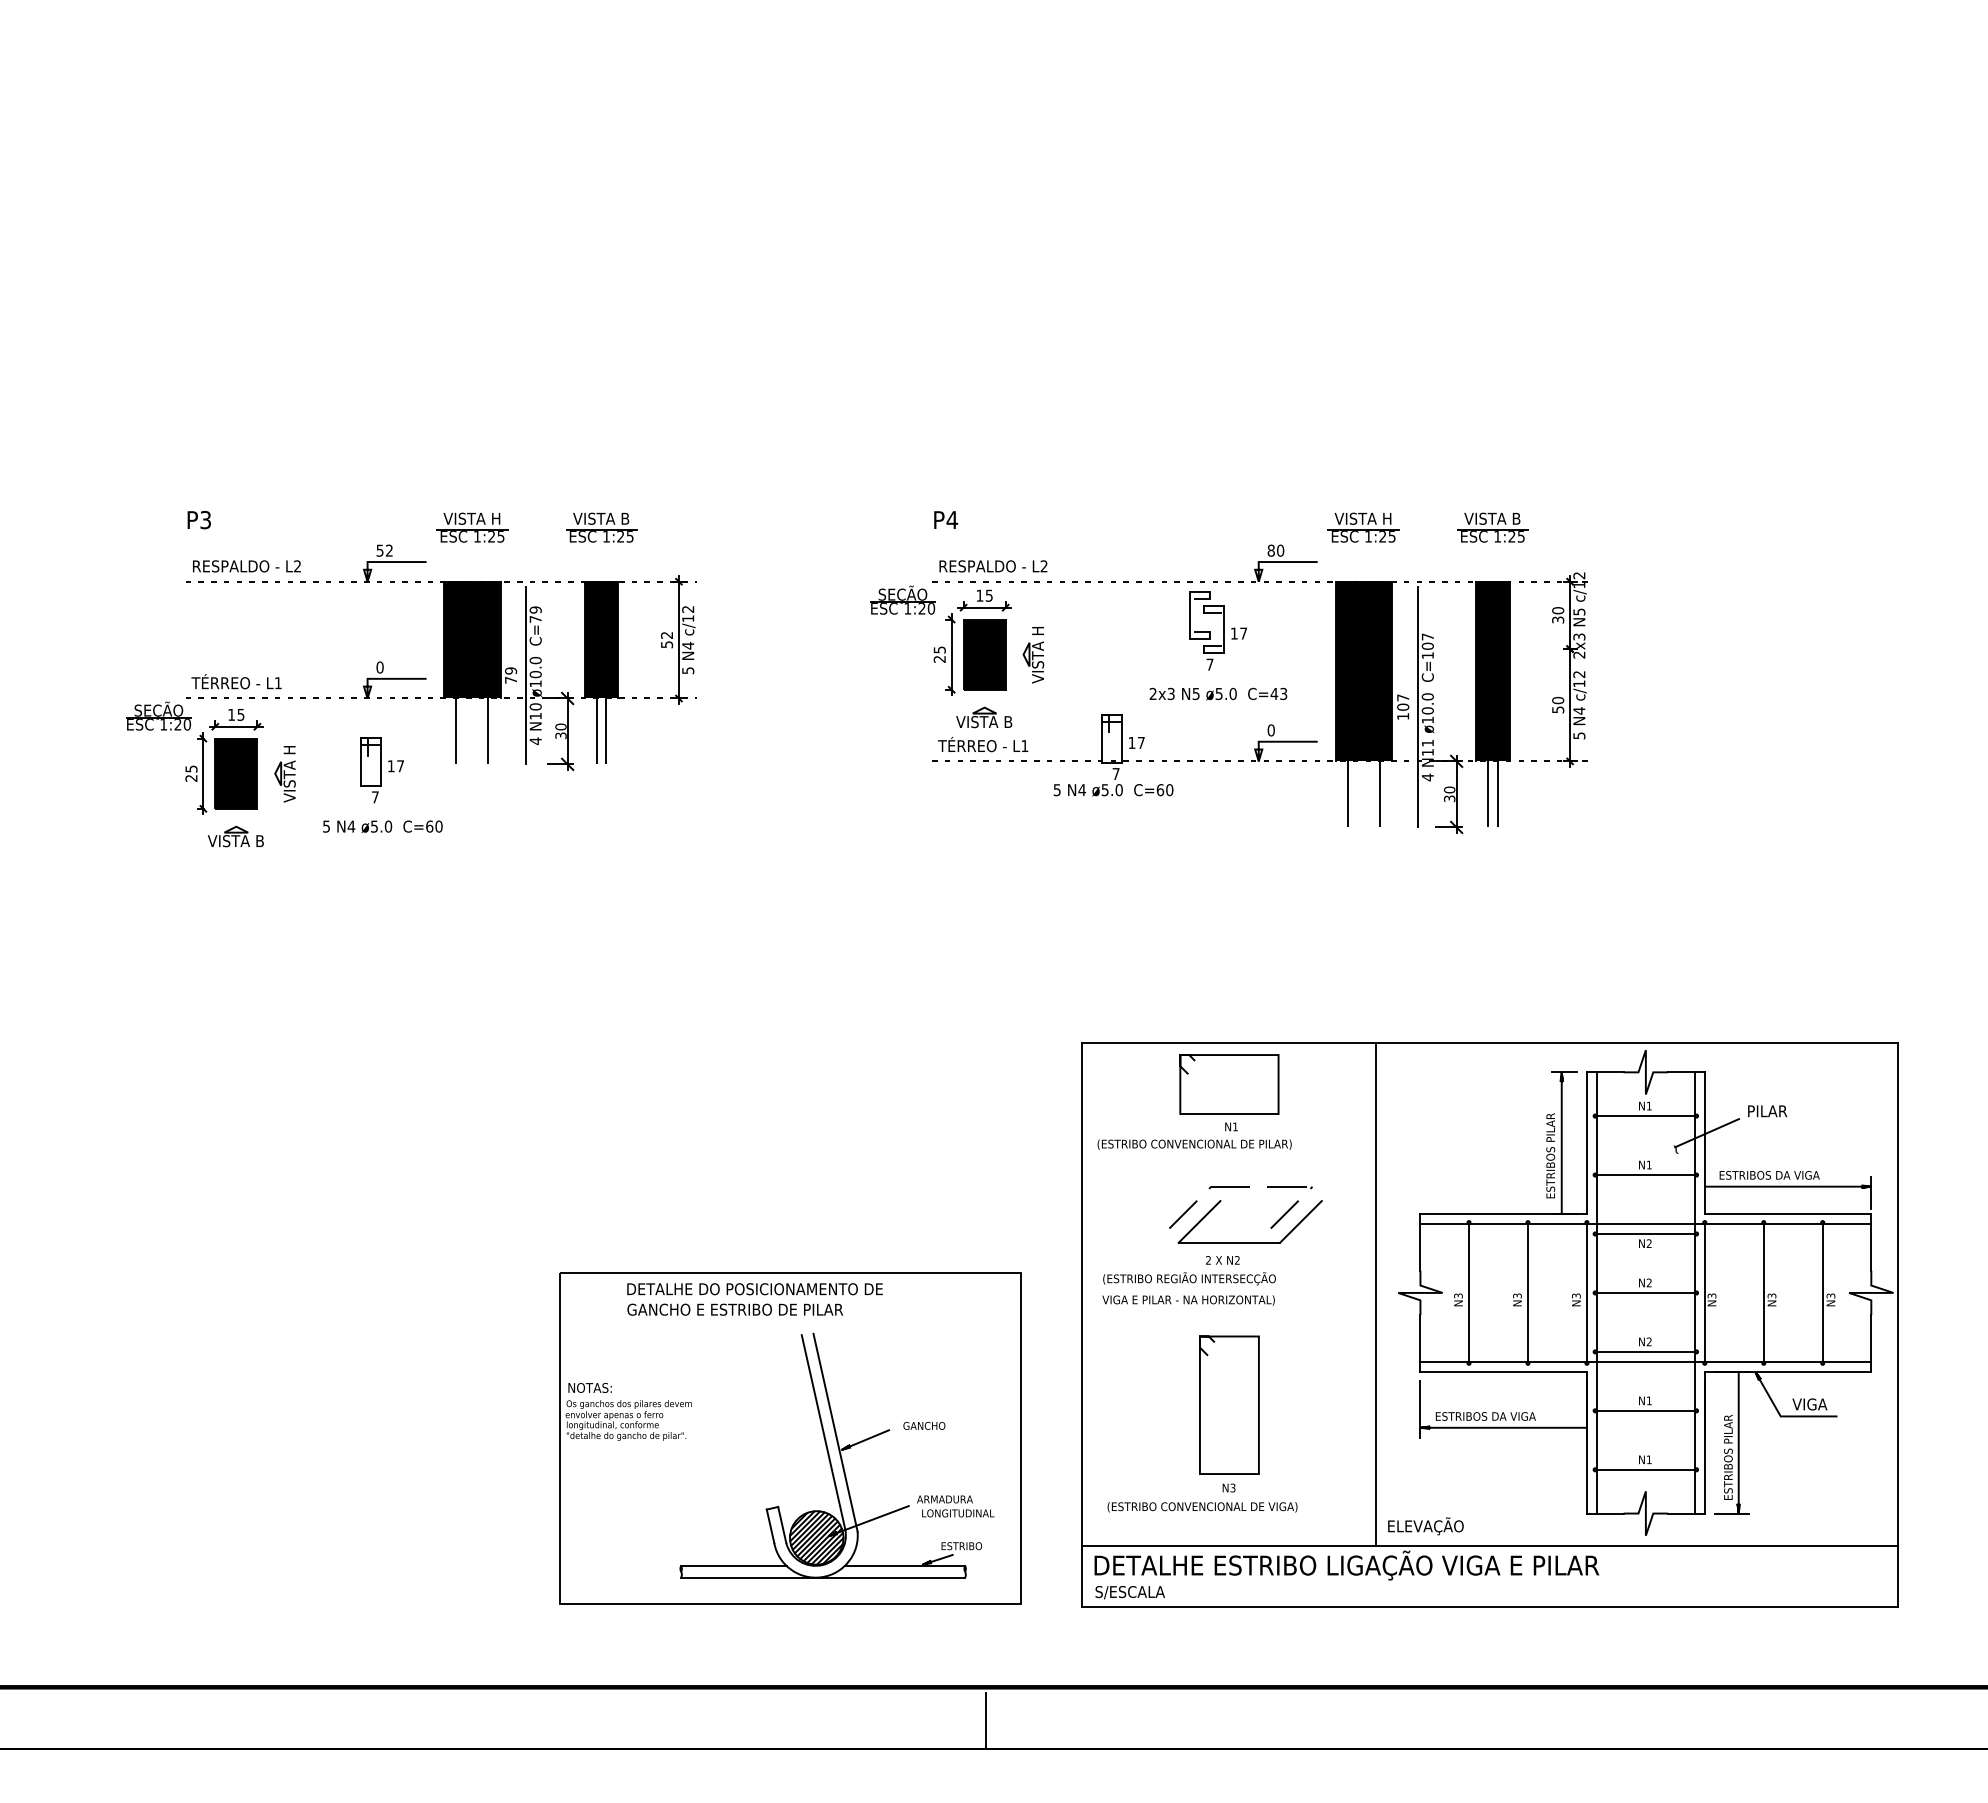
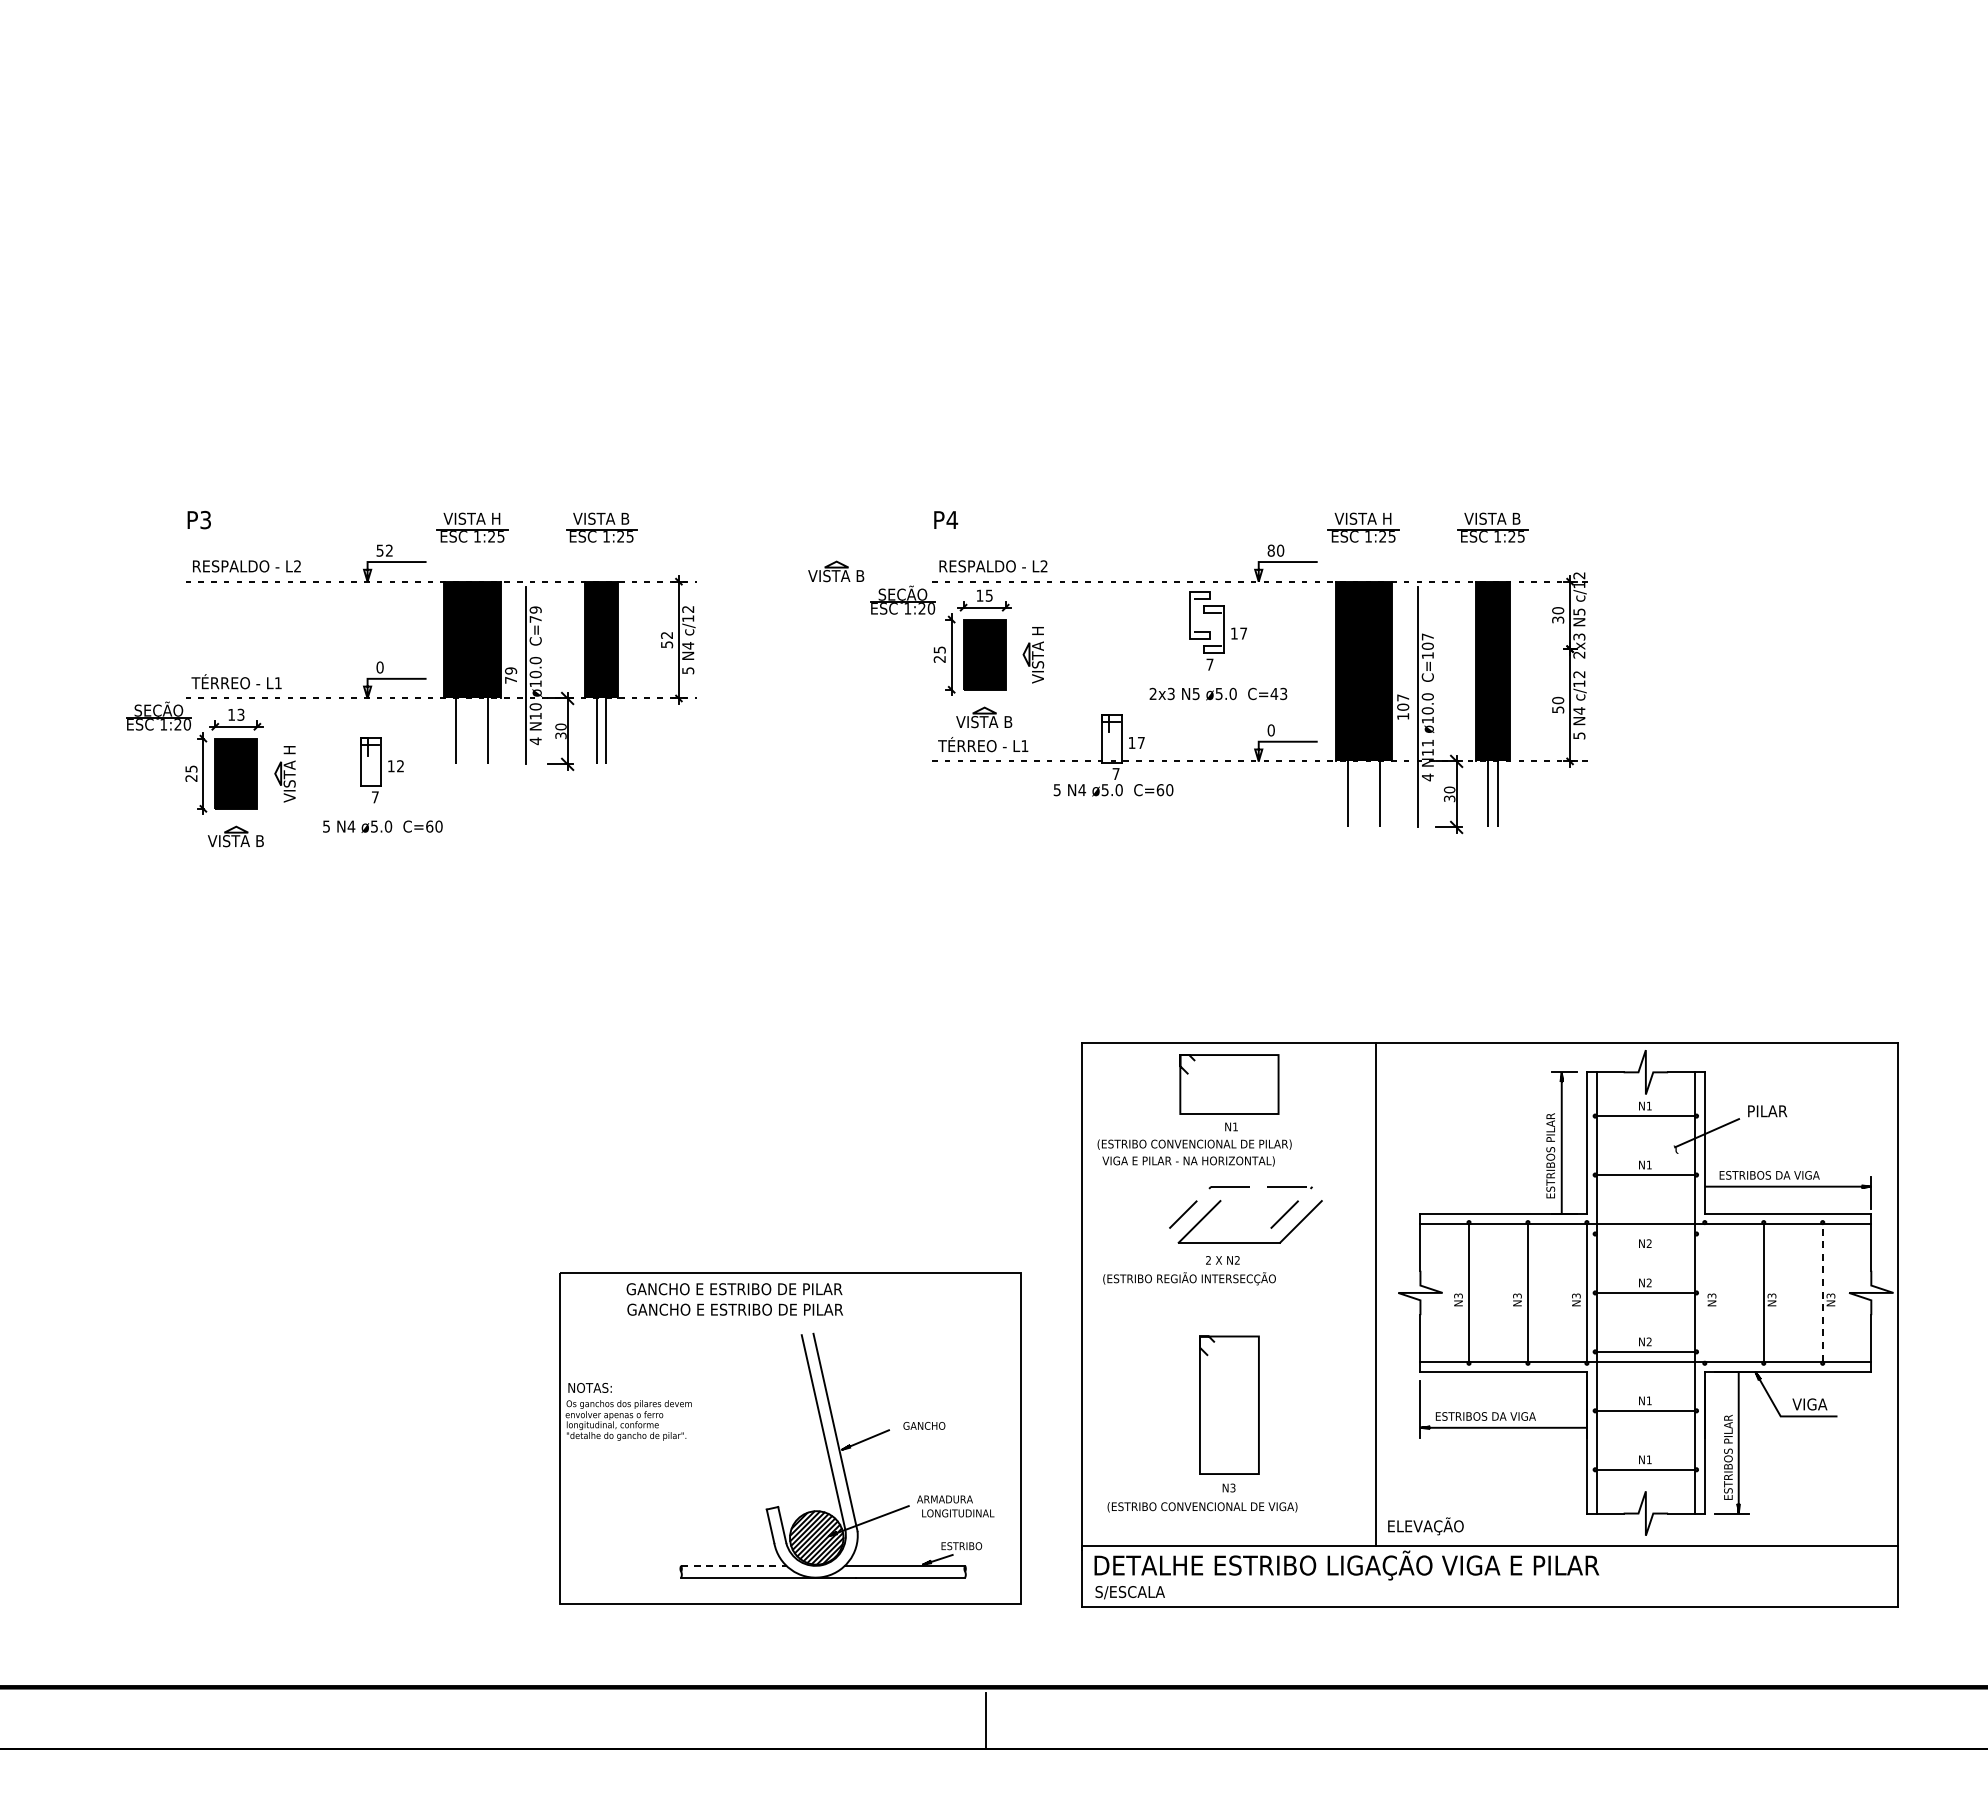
part: none -> present (836, 571)
text: 15 -> 13 (240, 713)
text: 17 -> 12 (400, 766)
line: present -> none (1645, 1233)
text: DETALHE DO POSICIONAMENTO DE -> GANCHO E ESTRIBO DE PILAR (754, 1289)
line: present -> none (1704, 1292)
line: solid -> dashed (1822, 1292)
text position: (1188, 1300) -> (1188, 1161) (1188, 1161)
line: solid -> dashed (733, 1565)
